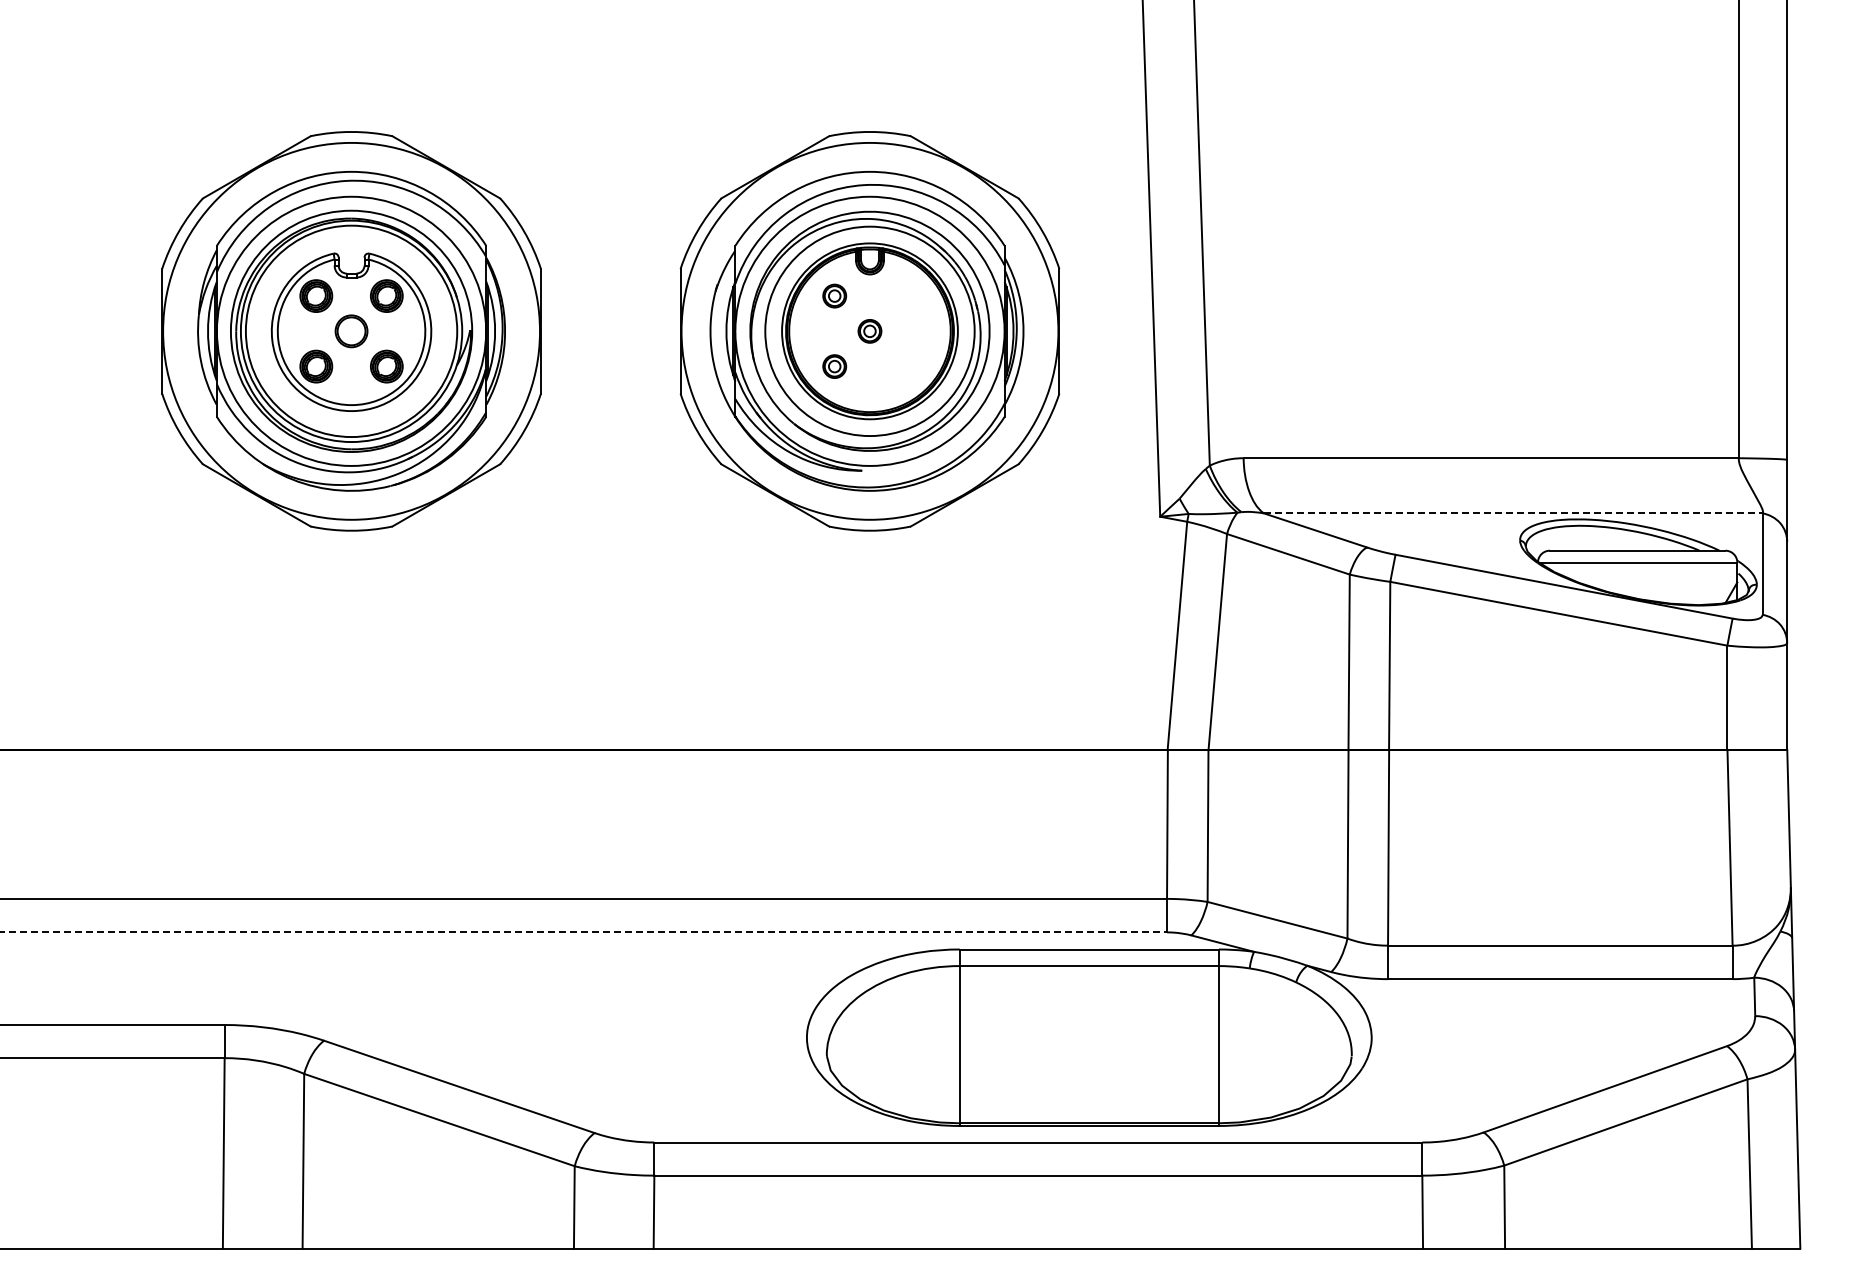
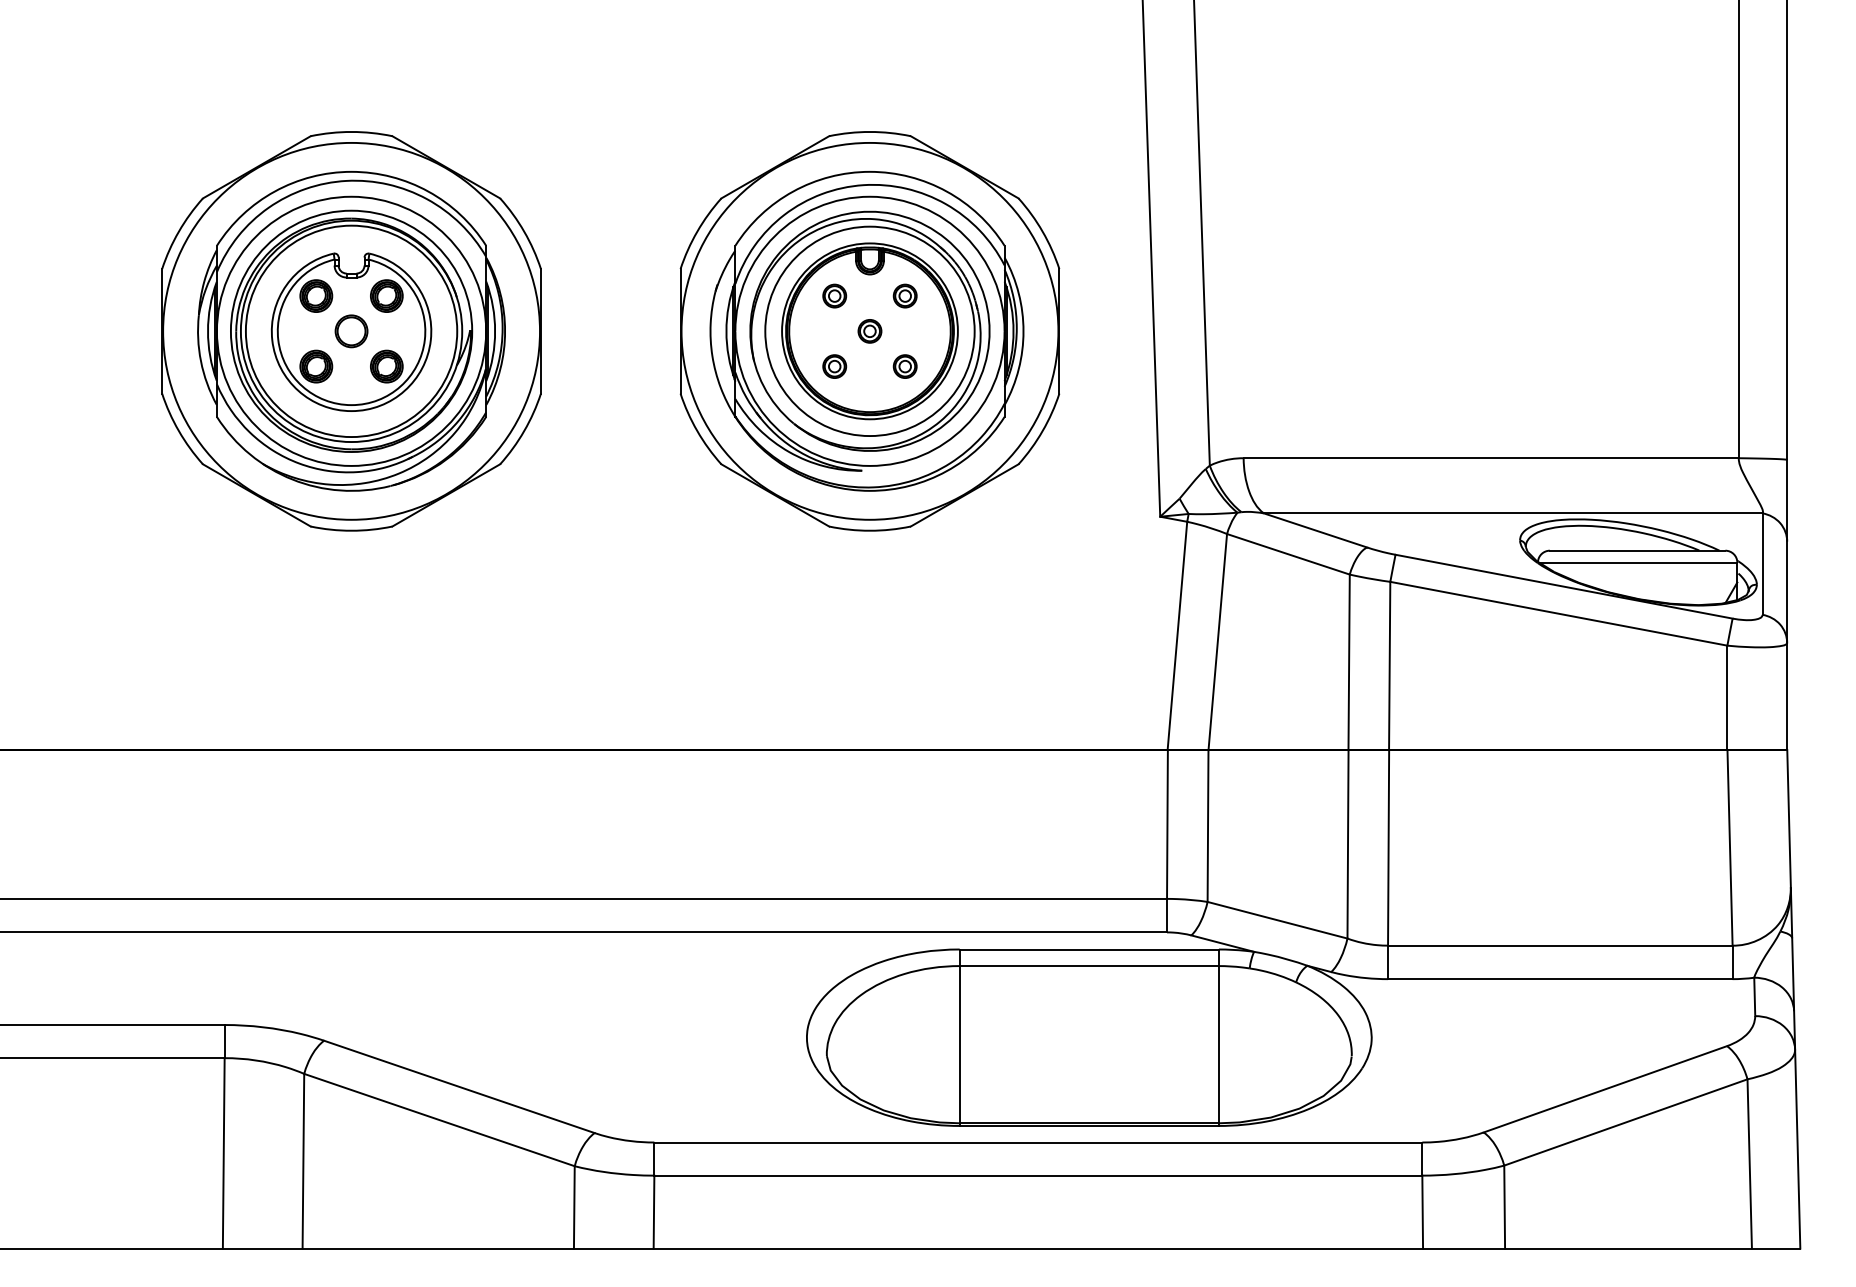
part: none -> present (904, 295)
part: none -> present (904, 366)
line: dashed -> solid (1513, 513)
line: dashed -> solid (584, 932)
